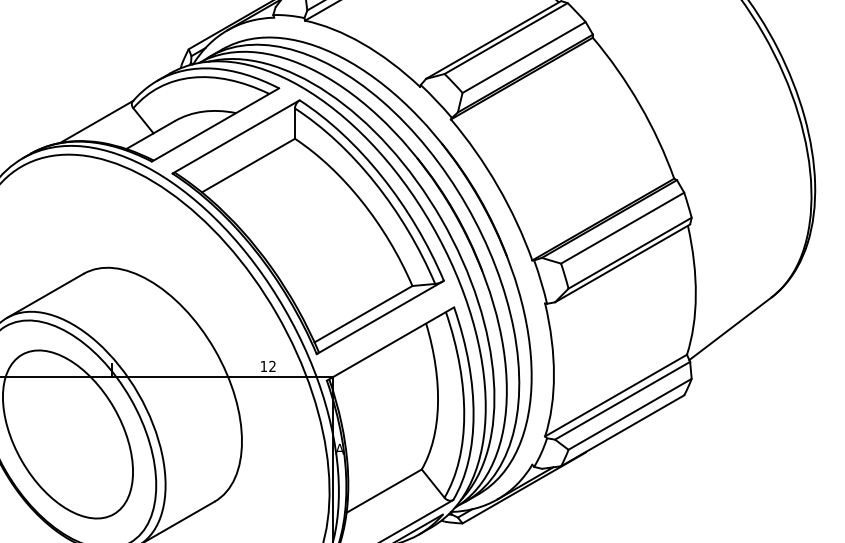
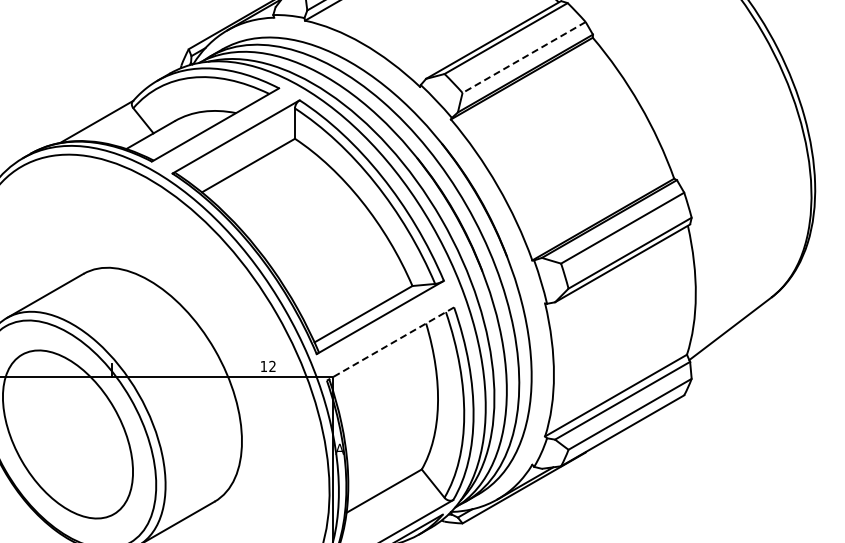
line: solid -> dashed (523, 57)
line: solid -> dashed (390, 344)
